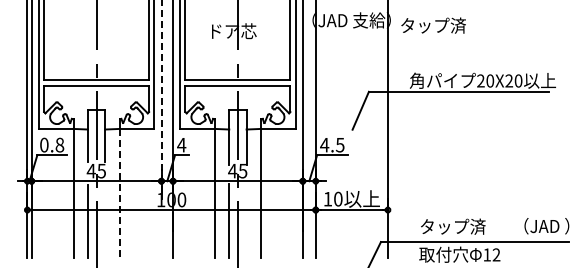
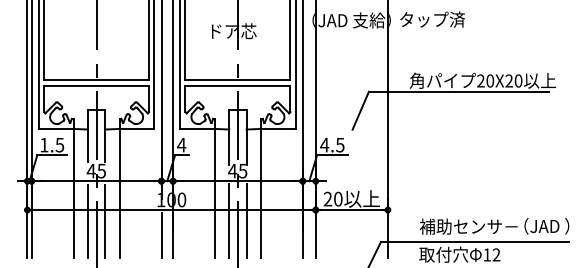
text position: (433, 25) -> (432, 19) (432, 19)
line: dashed -> solid (161, 97)
text: 0.8 -> 1.5 (52, 144)
line: dashed -> solid (119, 193)
text: 10 -> 20 (327, 198)
line: none -> present (246, 220)
line: none -> present (105, 221)
text: タップ済 -> 補助センサ－ (468, 226)
line: none -> present (161, 235)
